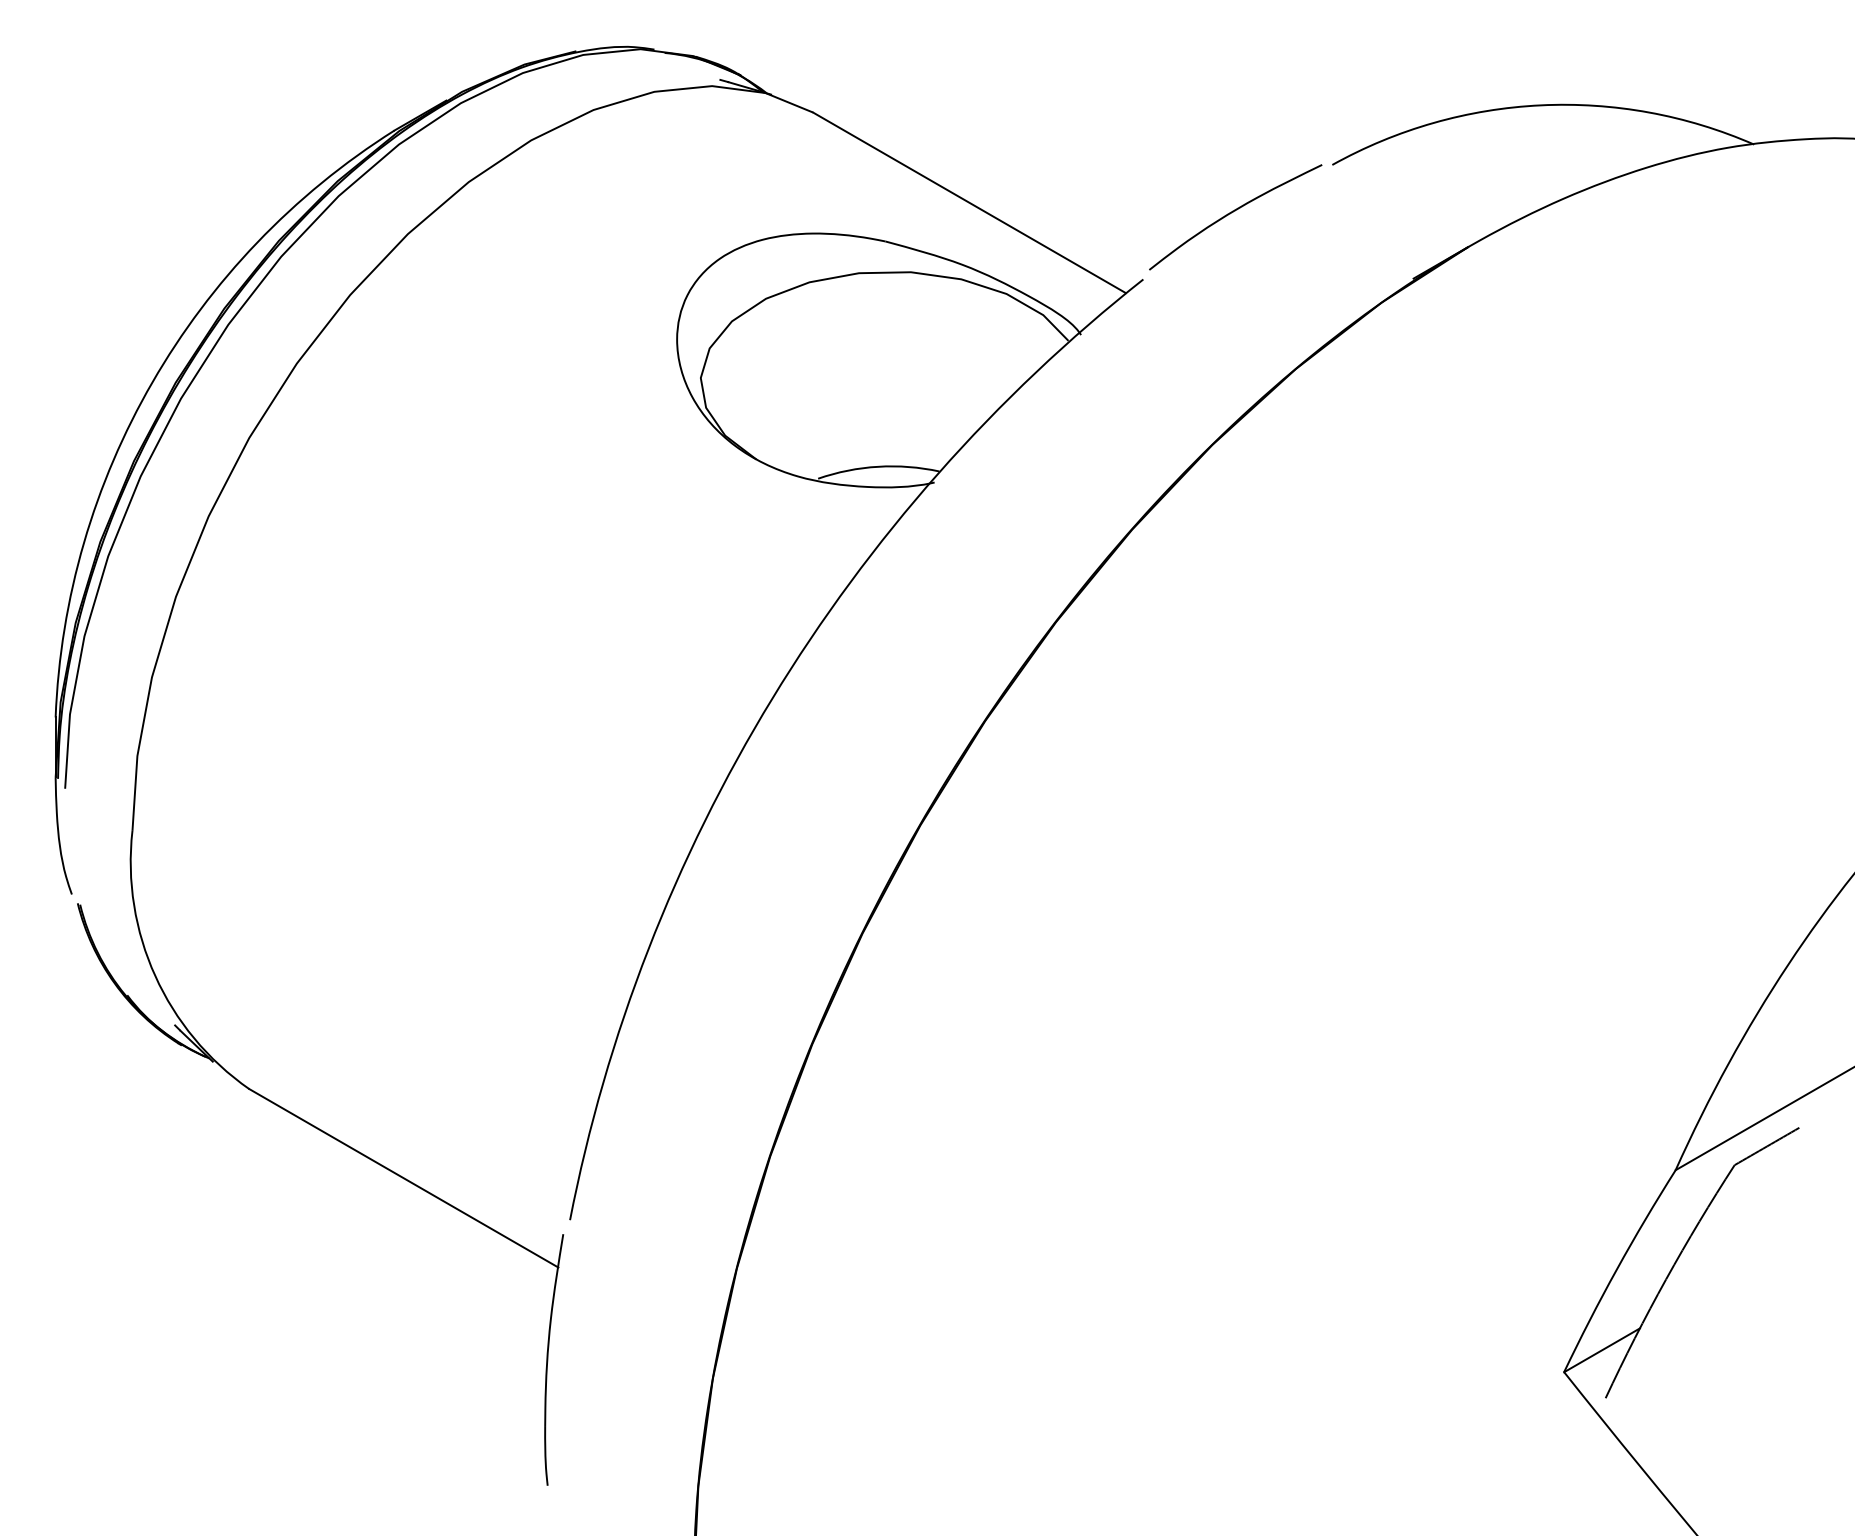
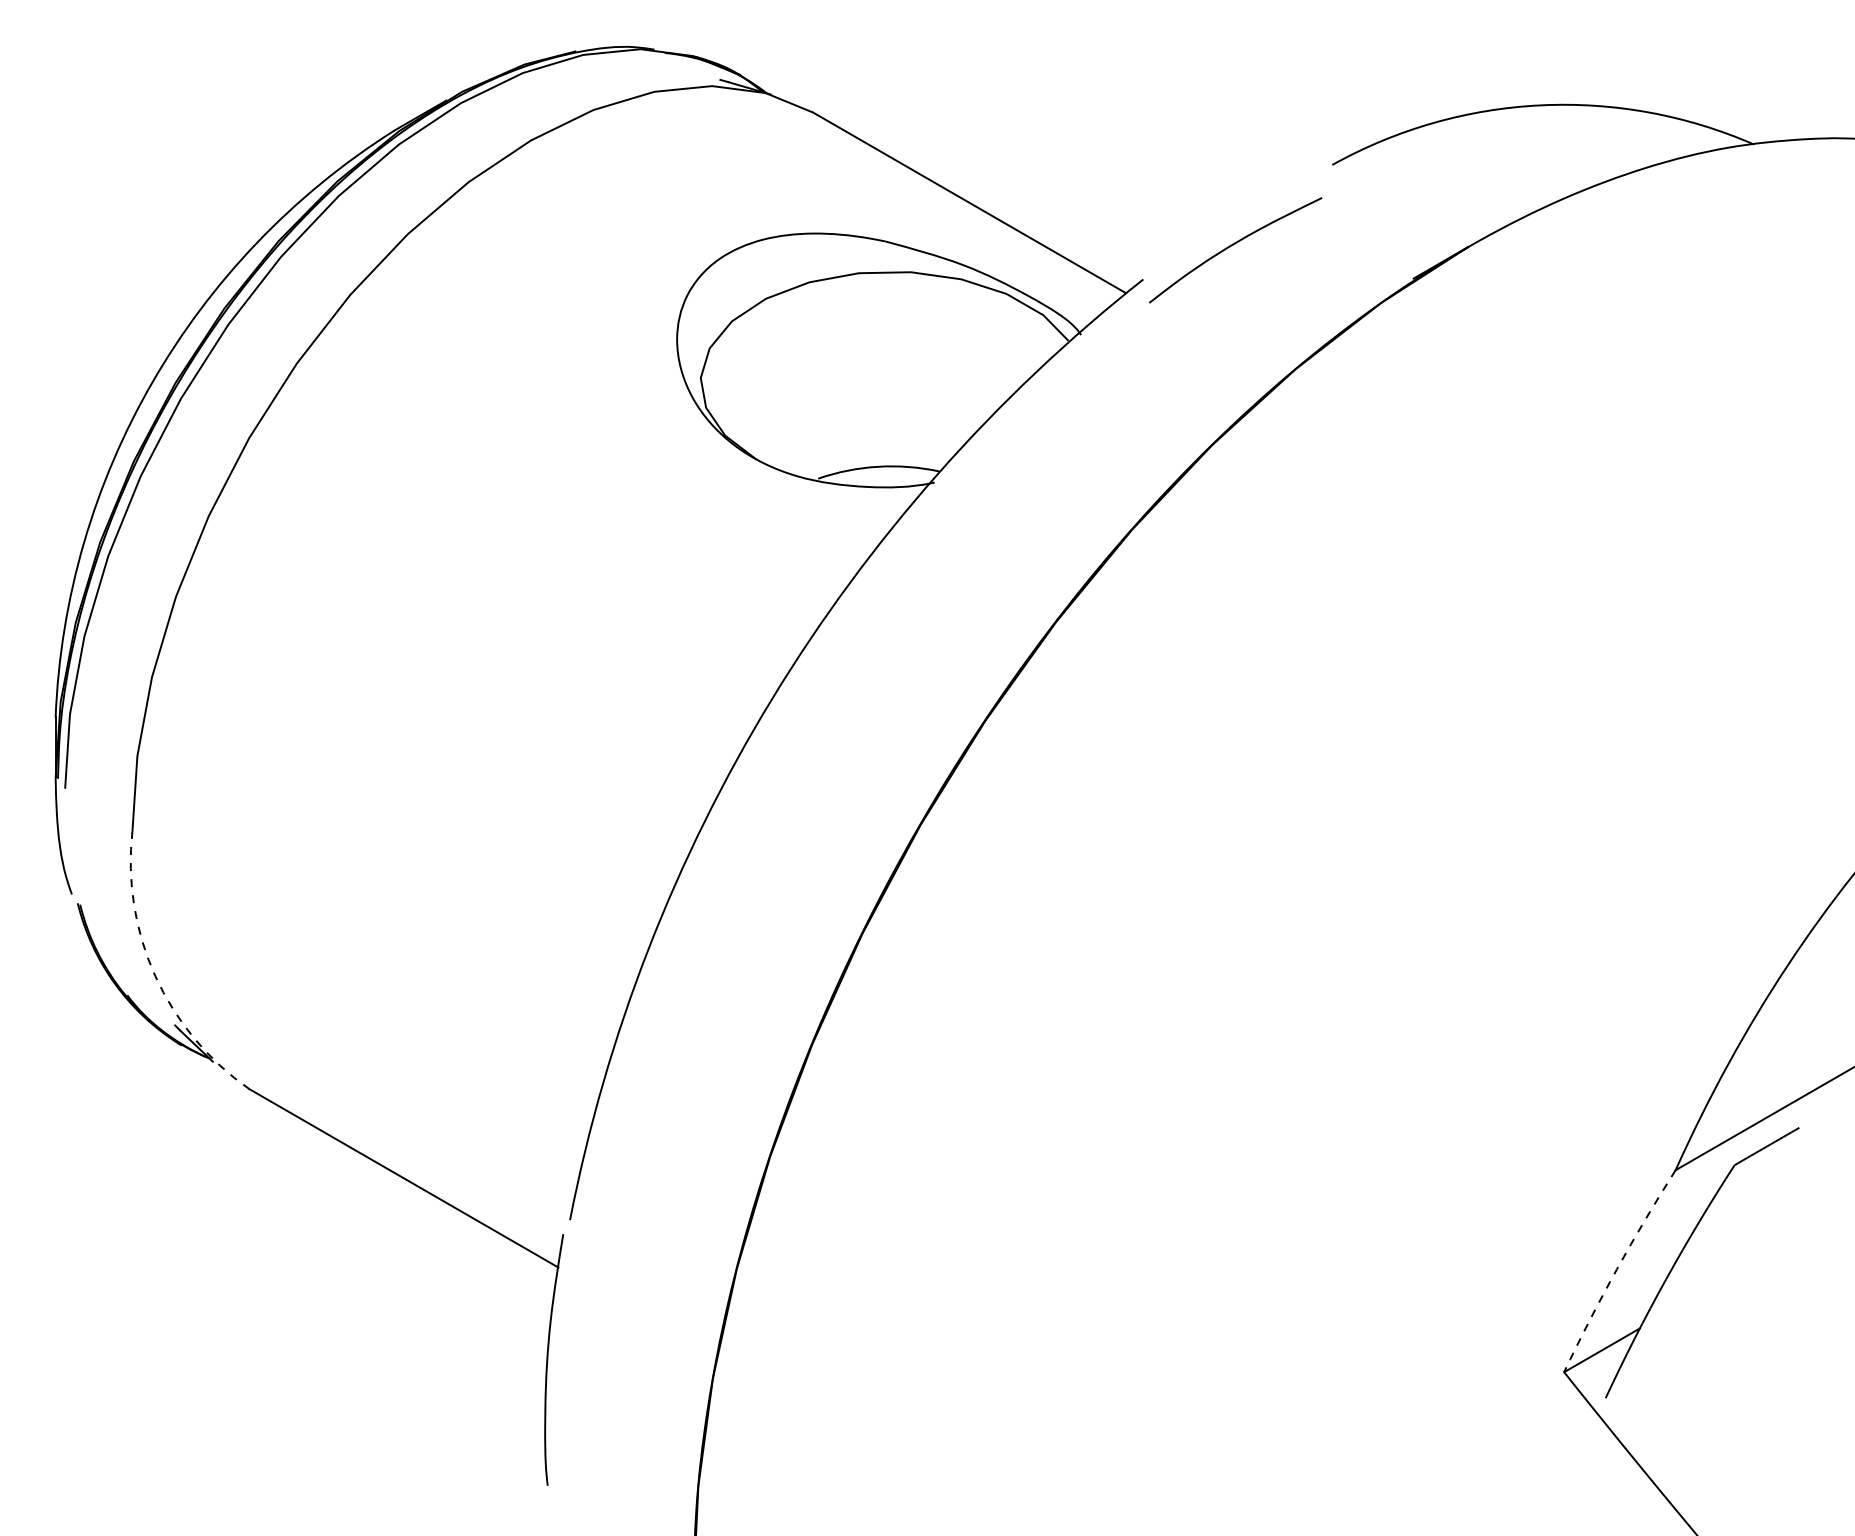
curve position: (1233, 212) -> (1233, 245) (1233, 245)
arc: solid -> dashed (155, 976)
arc: solid -> dashed (1616, 1269)
